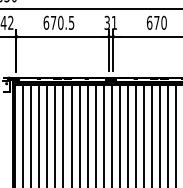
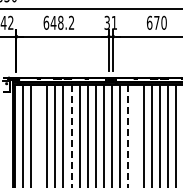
text: 670.5 -> 648.2 (62, 22)
line: present -> none (39, 134)
line: present -> none (136, 134)
line: solid -> dashed (71, 136)
line: solid -> dashed (127, 136)
